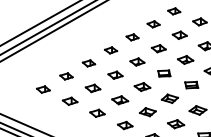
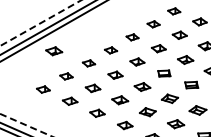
line: solid -> dashed (40, 23)
part: none -> present (54, 51)
line: solid -> dashed (27, 125)
